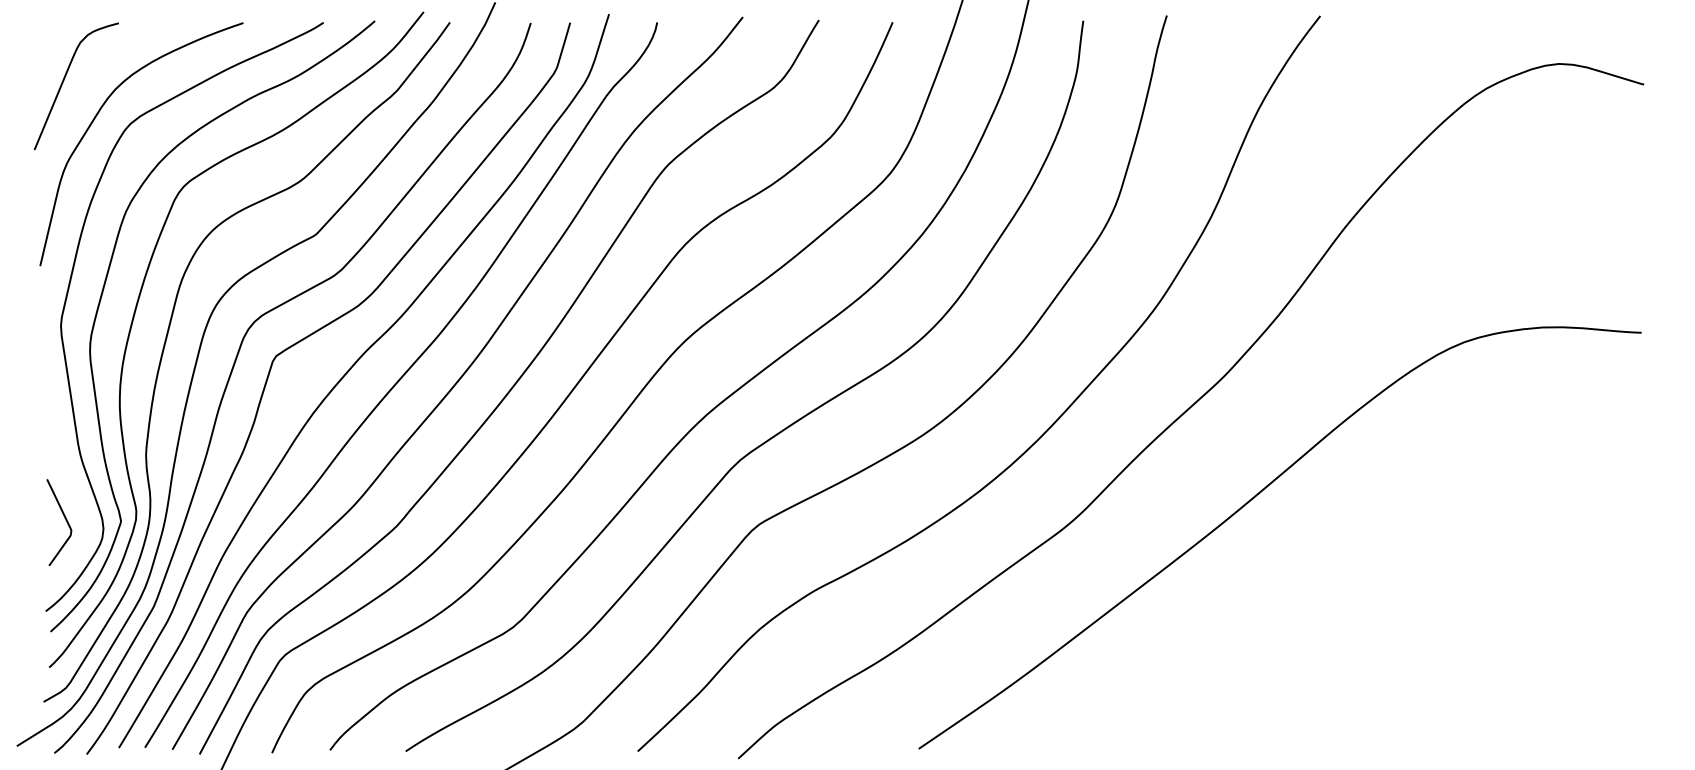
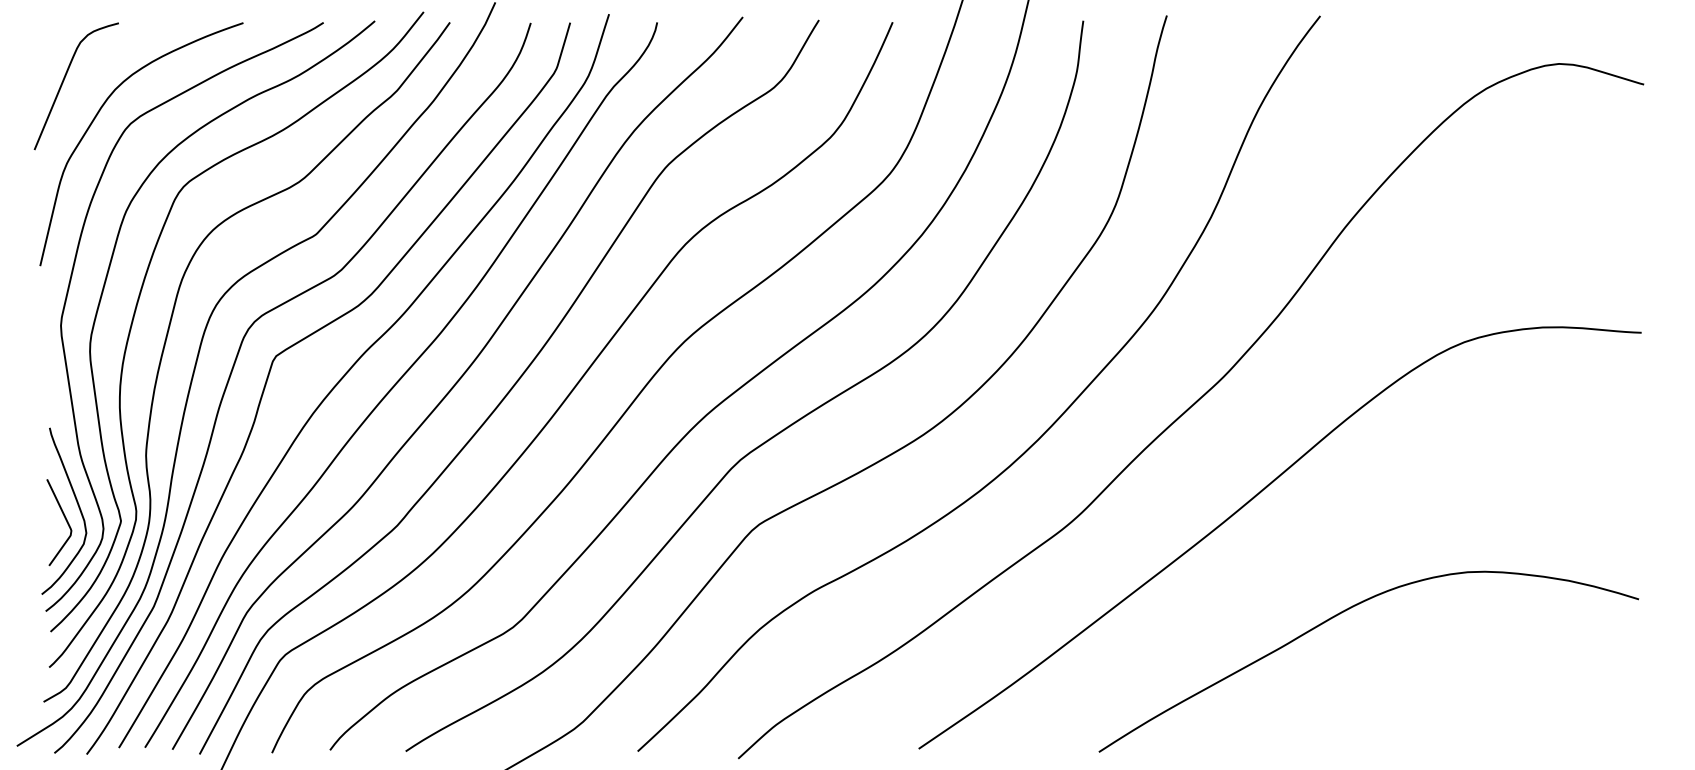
curve: none -> present (77, 505)
curve: none -> present (1342, 613)
